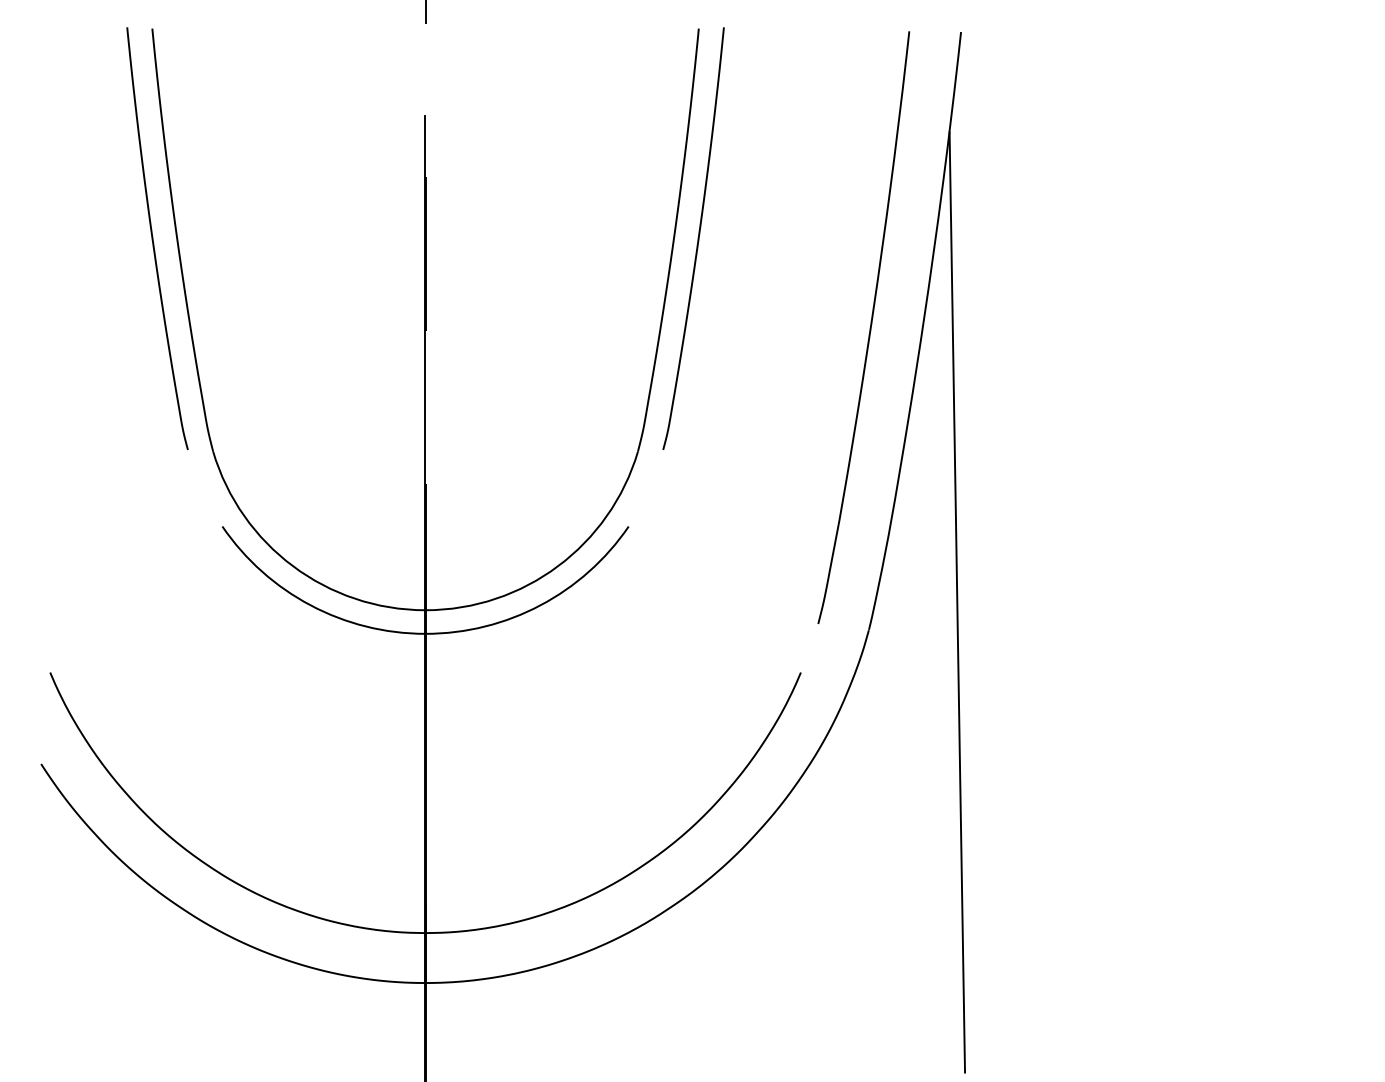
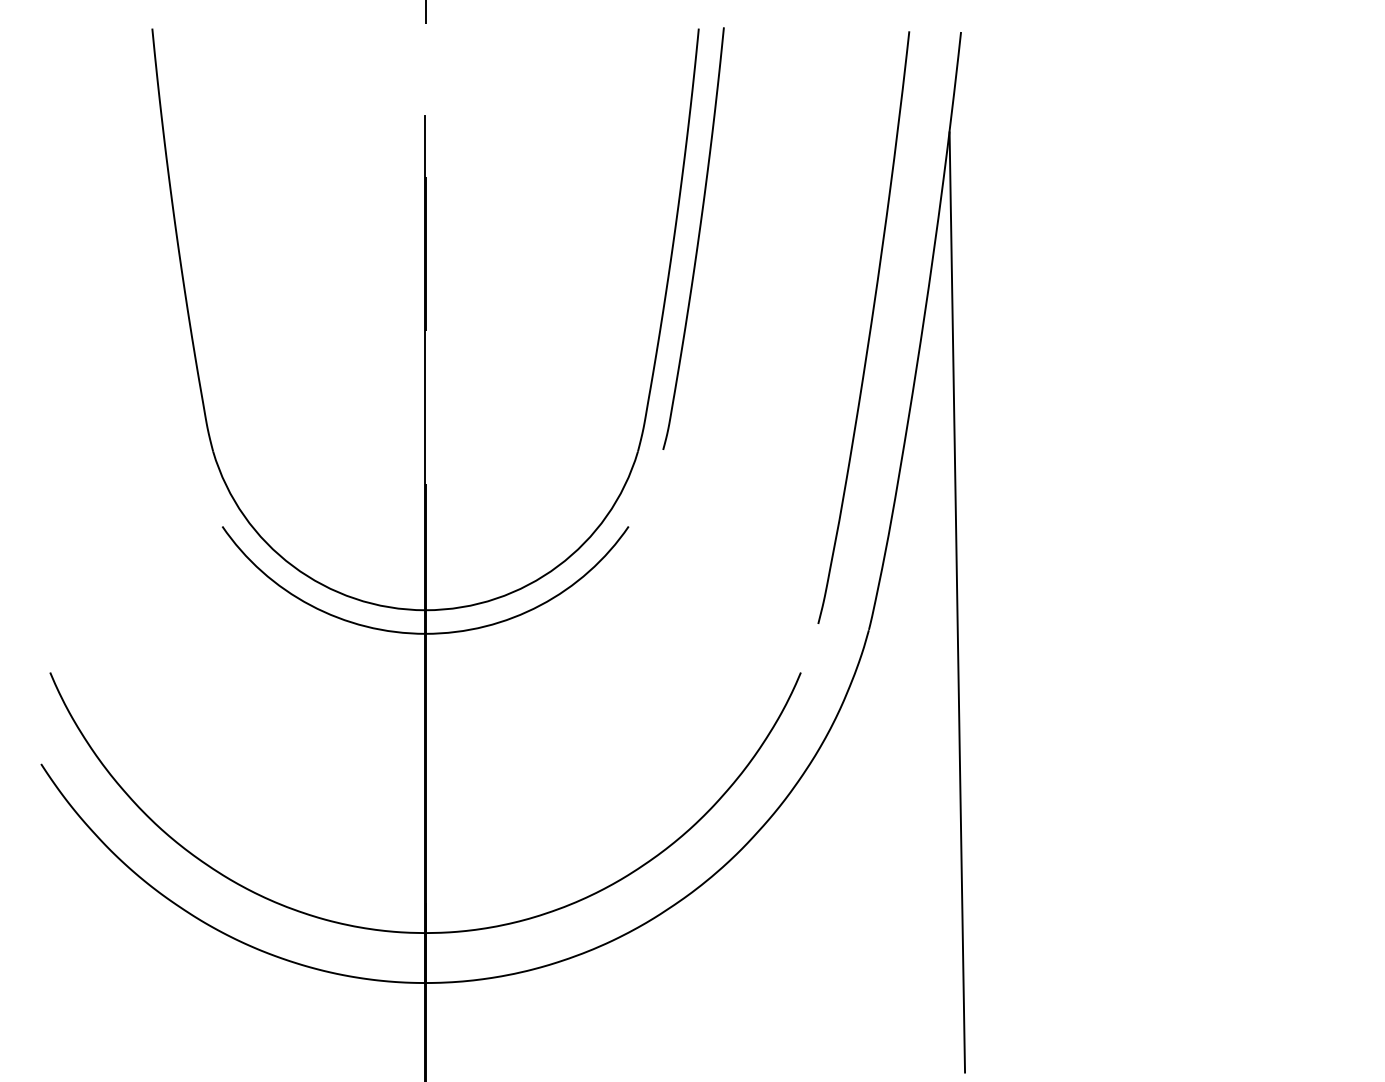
curve: present -> none (153, 238)
